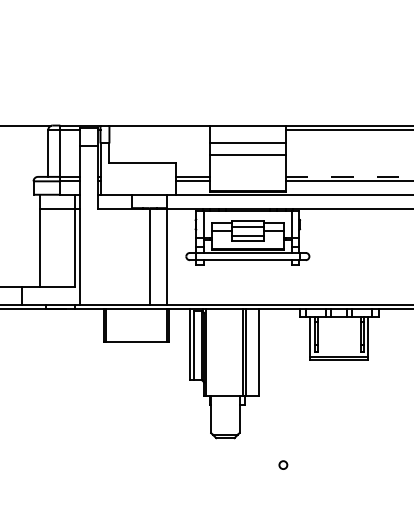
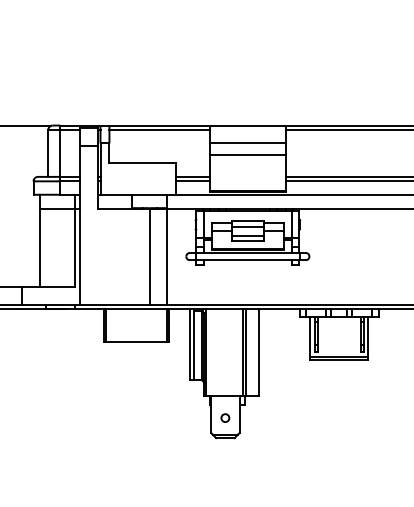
line: none -> present (159, 130)
line: dashed -> solid (349, 176)
circle position: (283, 464) -> (225, 417) (225, 417)
